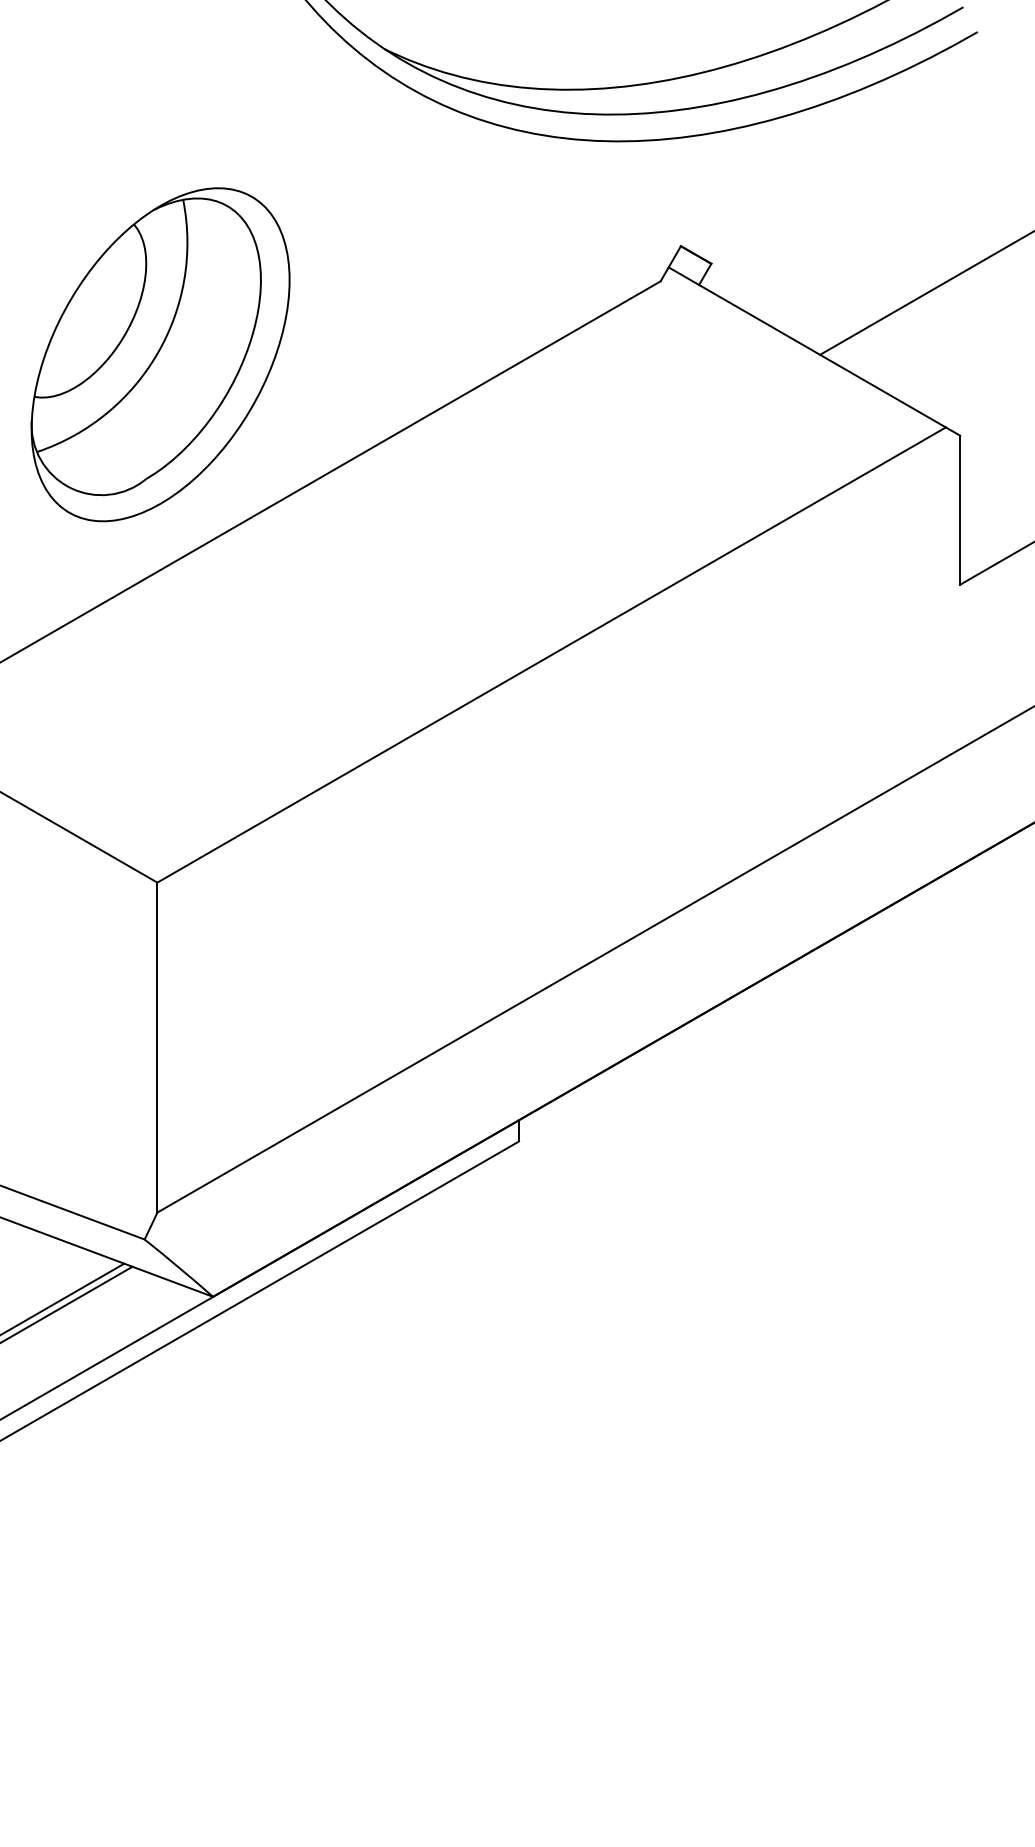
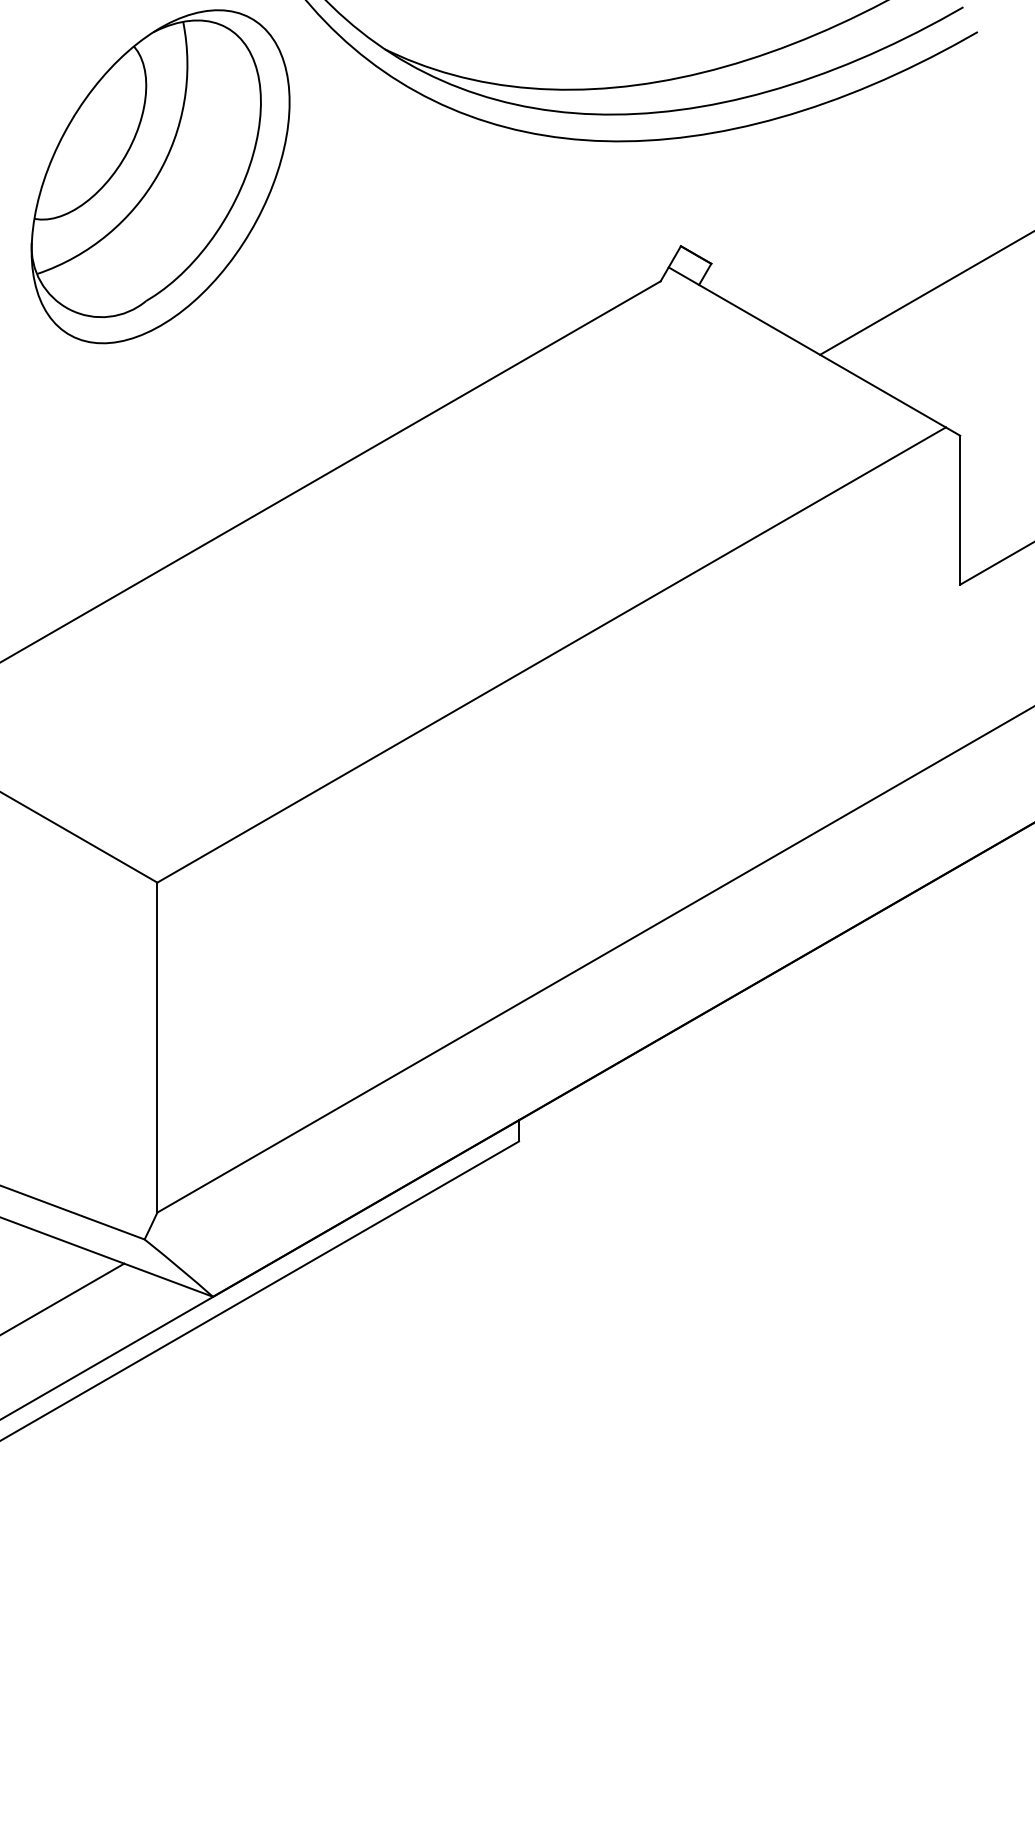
part position: (160, 354) -> (160, 176) (160, 176)
line: present -> none (67, 1303)
